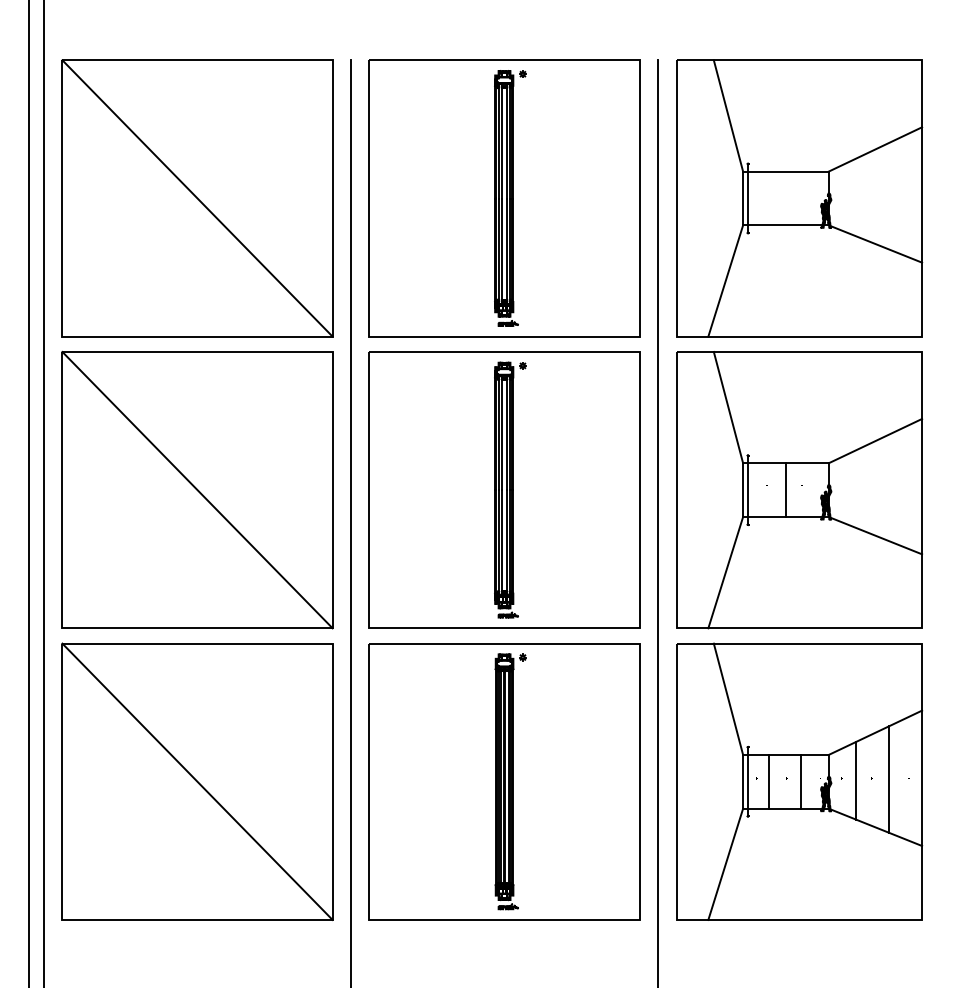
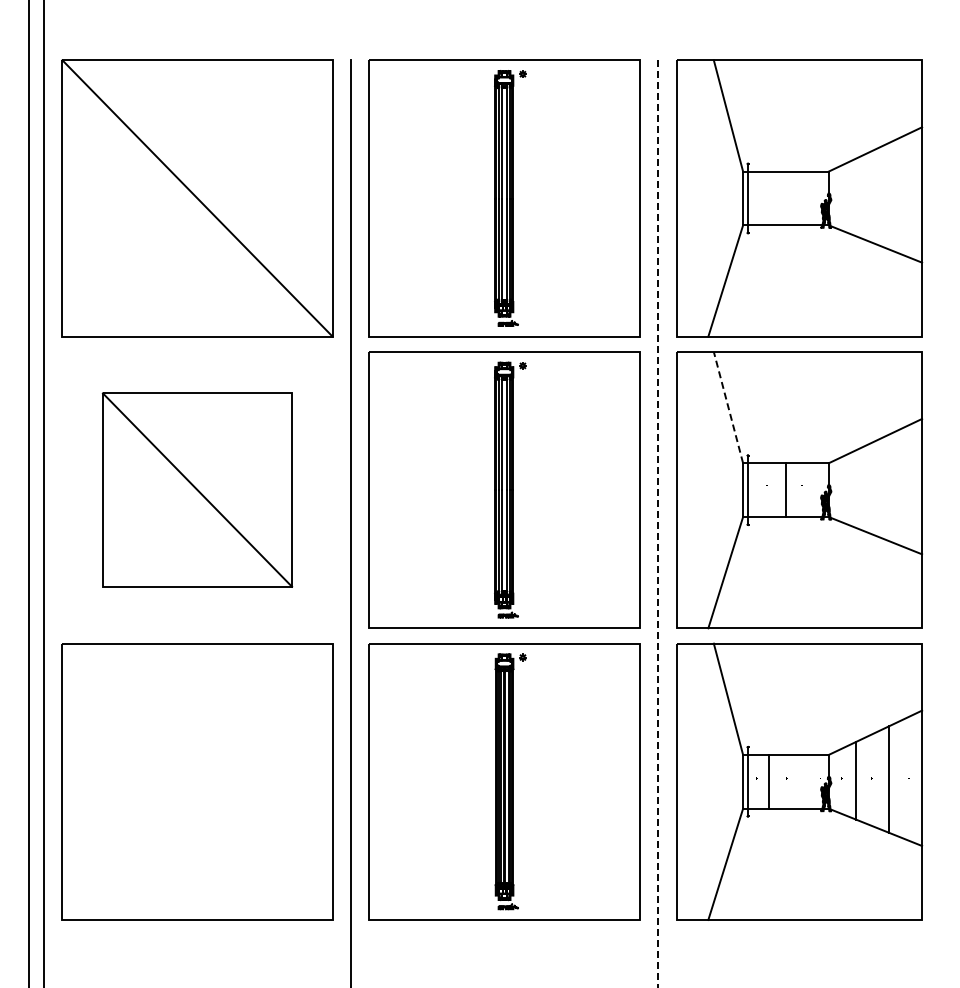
line: solid -> dashed (728, 407)
part size: 273x280 px -> 193x196 px (197, 489)
line: solid -> dashed (658, 524)
line: present -> none (197, 781)
line: present -> none (801, 781)
